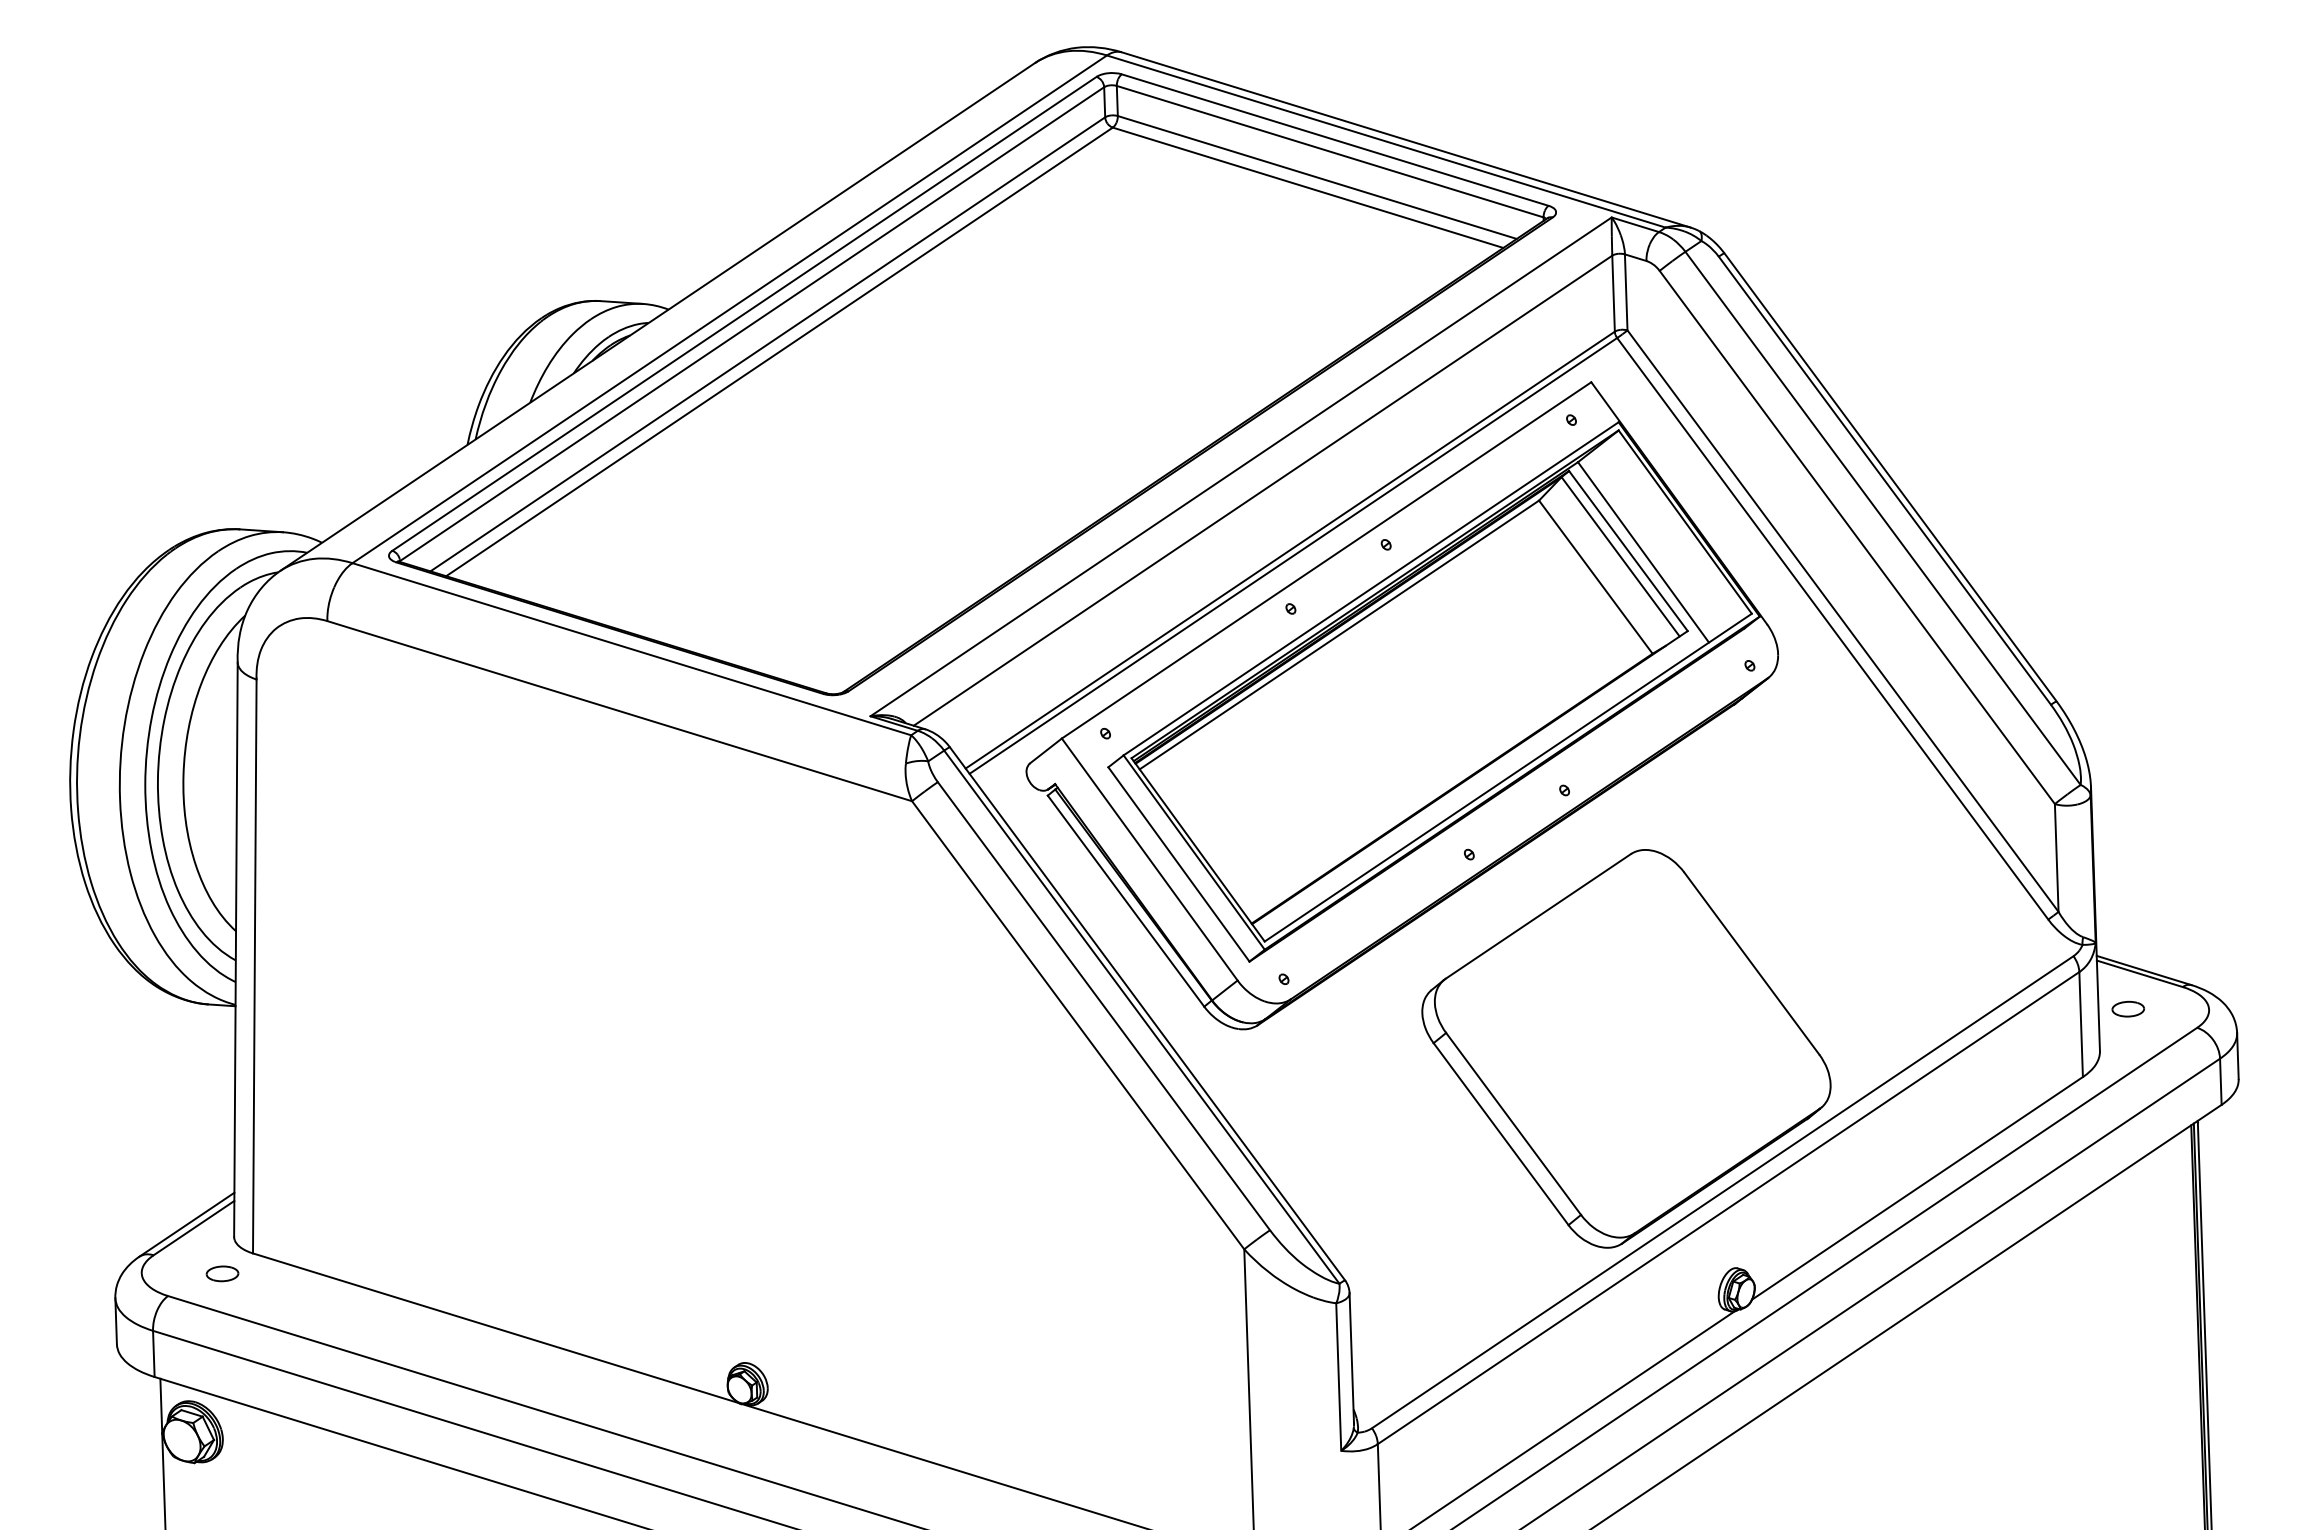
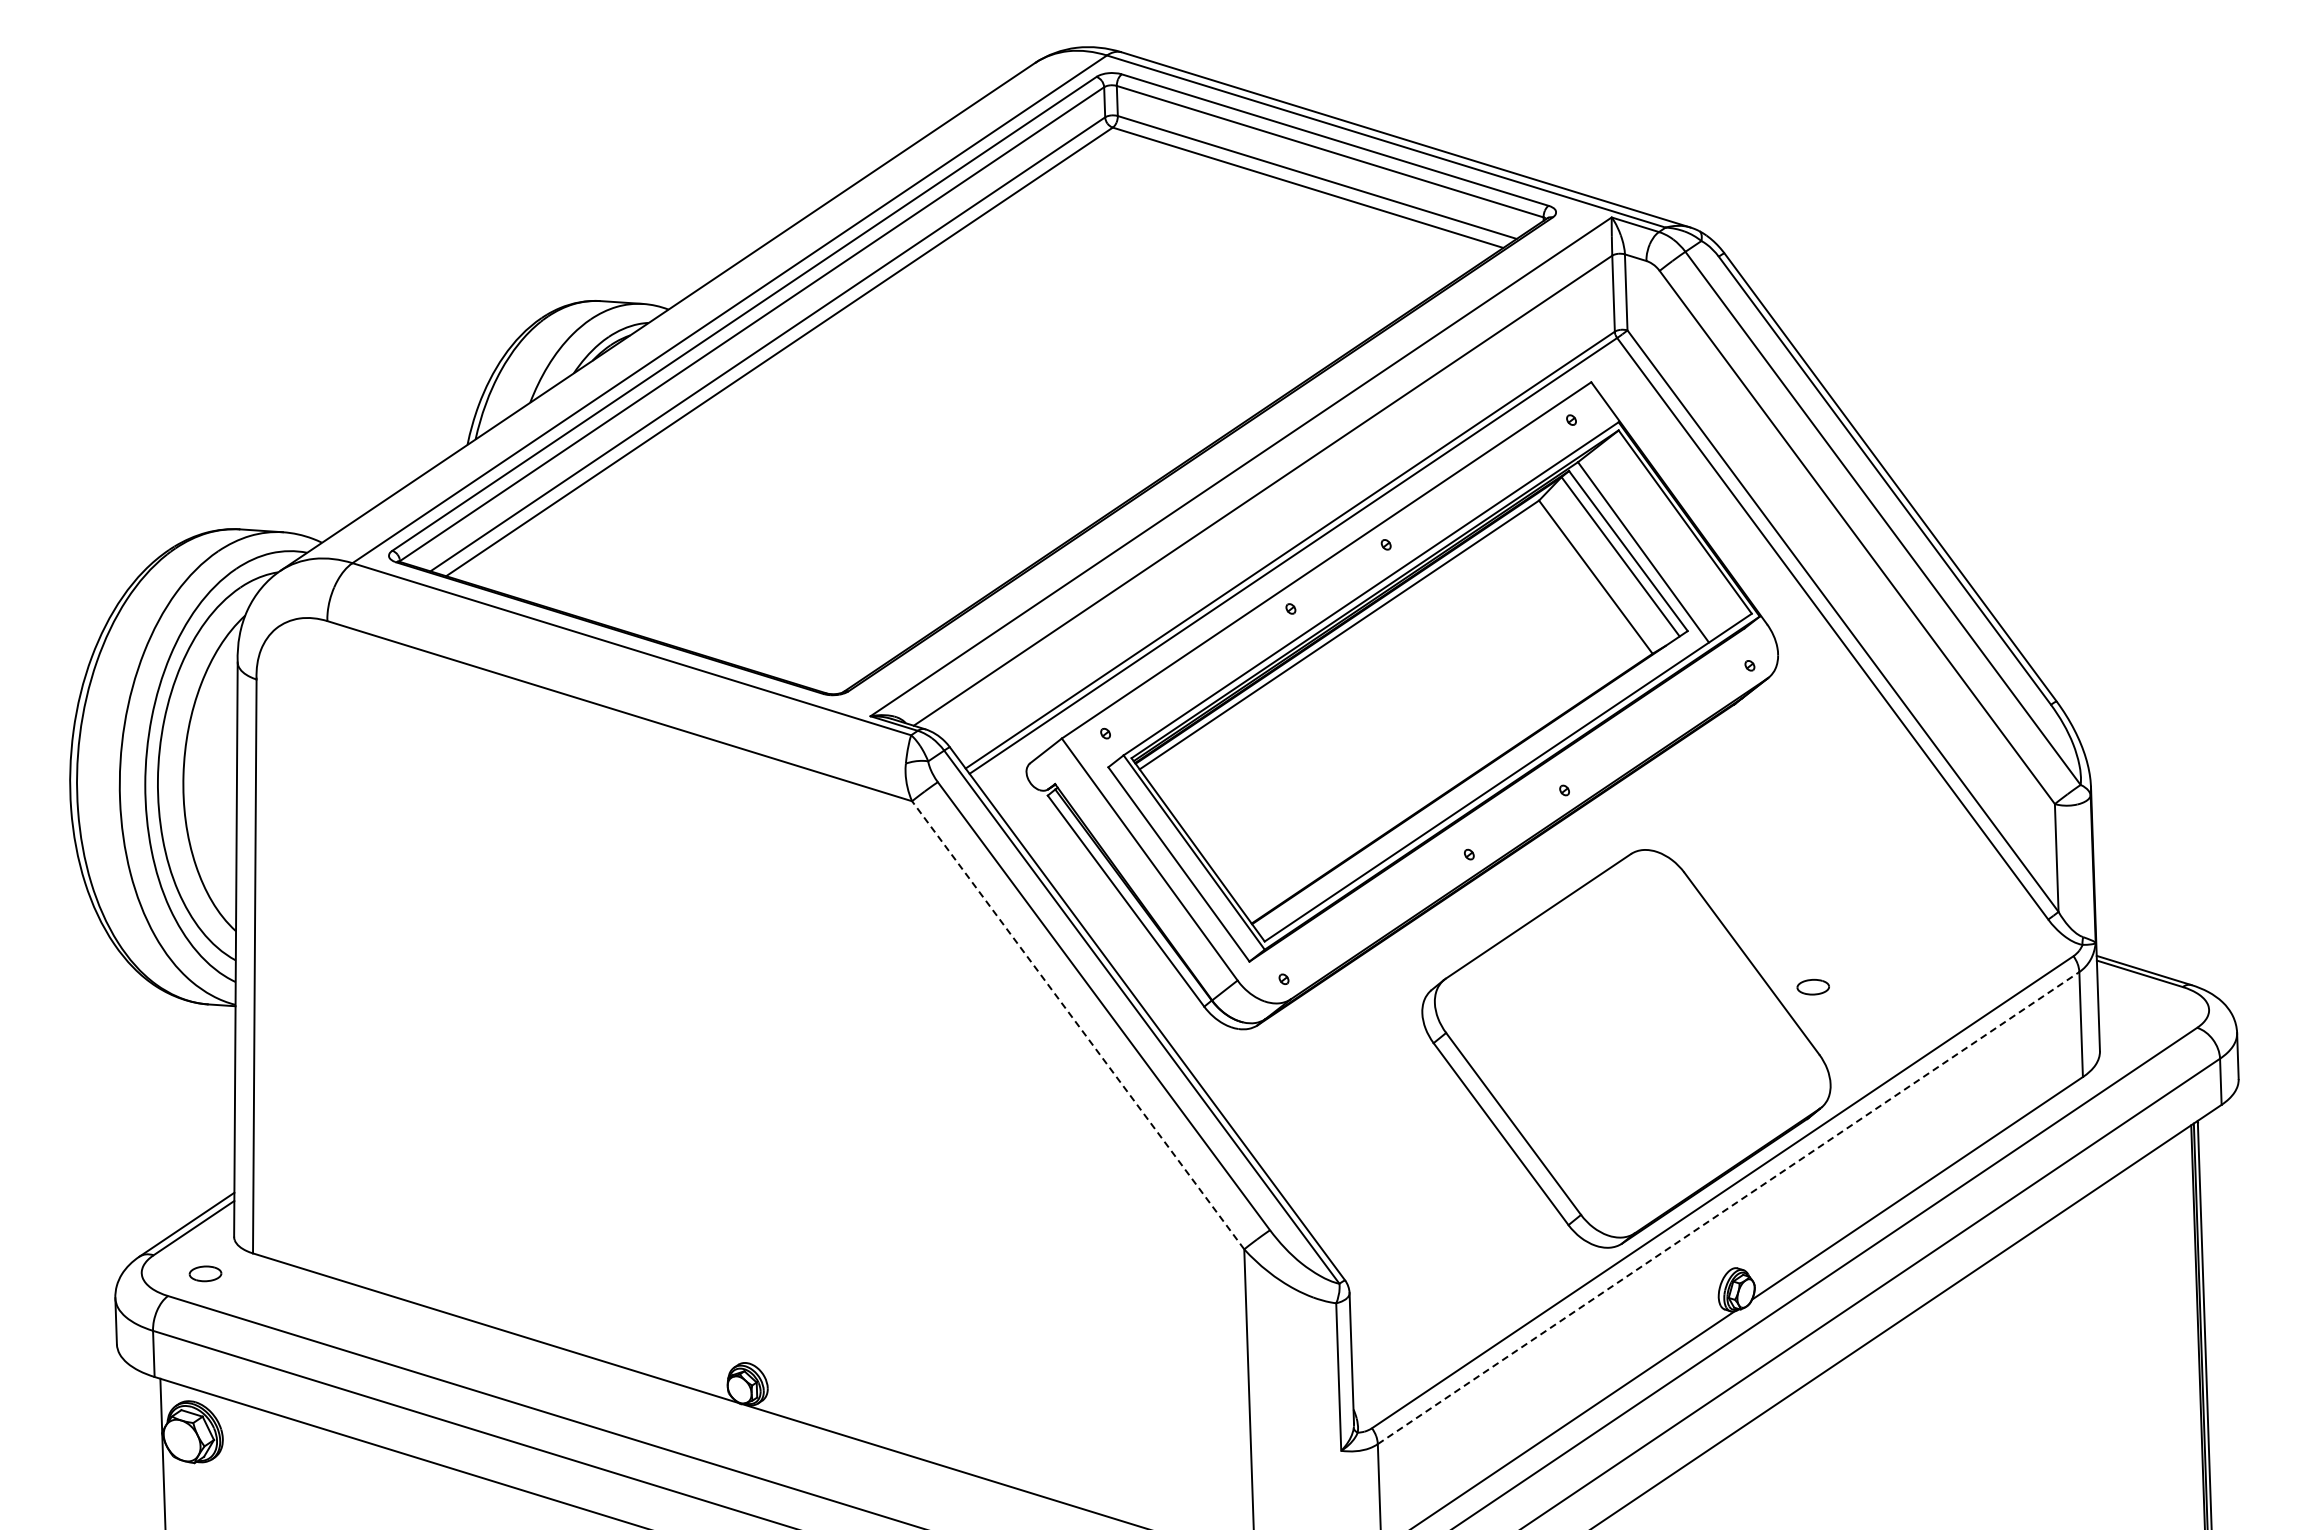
part position: (2127, 1008) -> (1812, 986) (1812, 986)
line: solid -> dashed (1078, 1025)
line: solid -> dashed (1728, 1208)
part position: (222, 1273) -> (205, 1273) (205, 1273)
